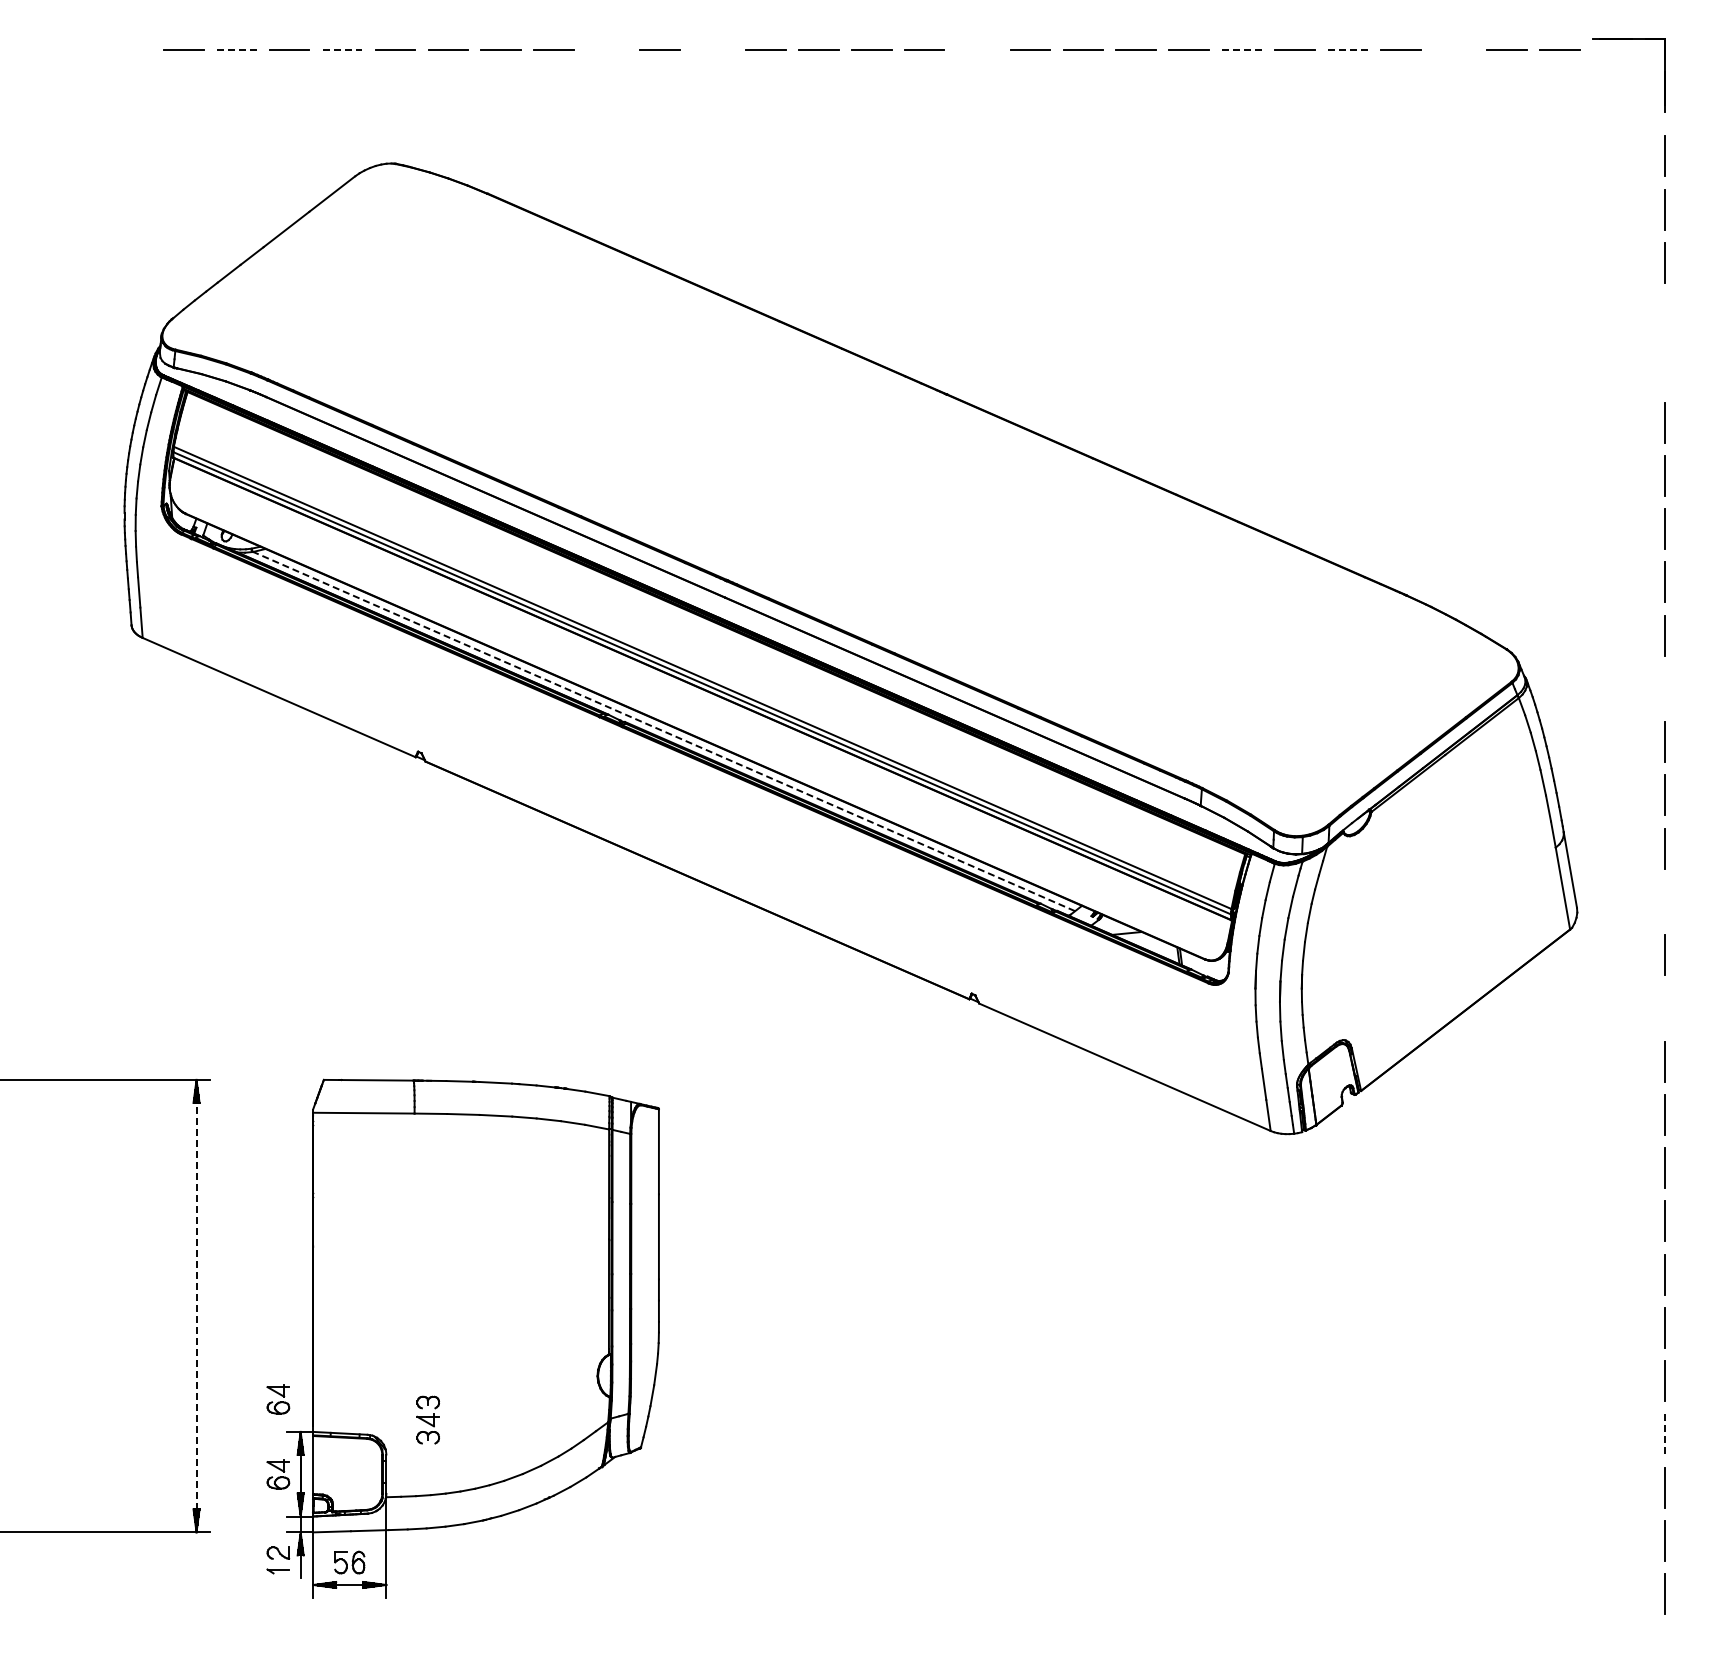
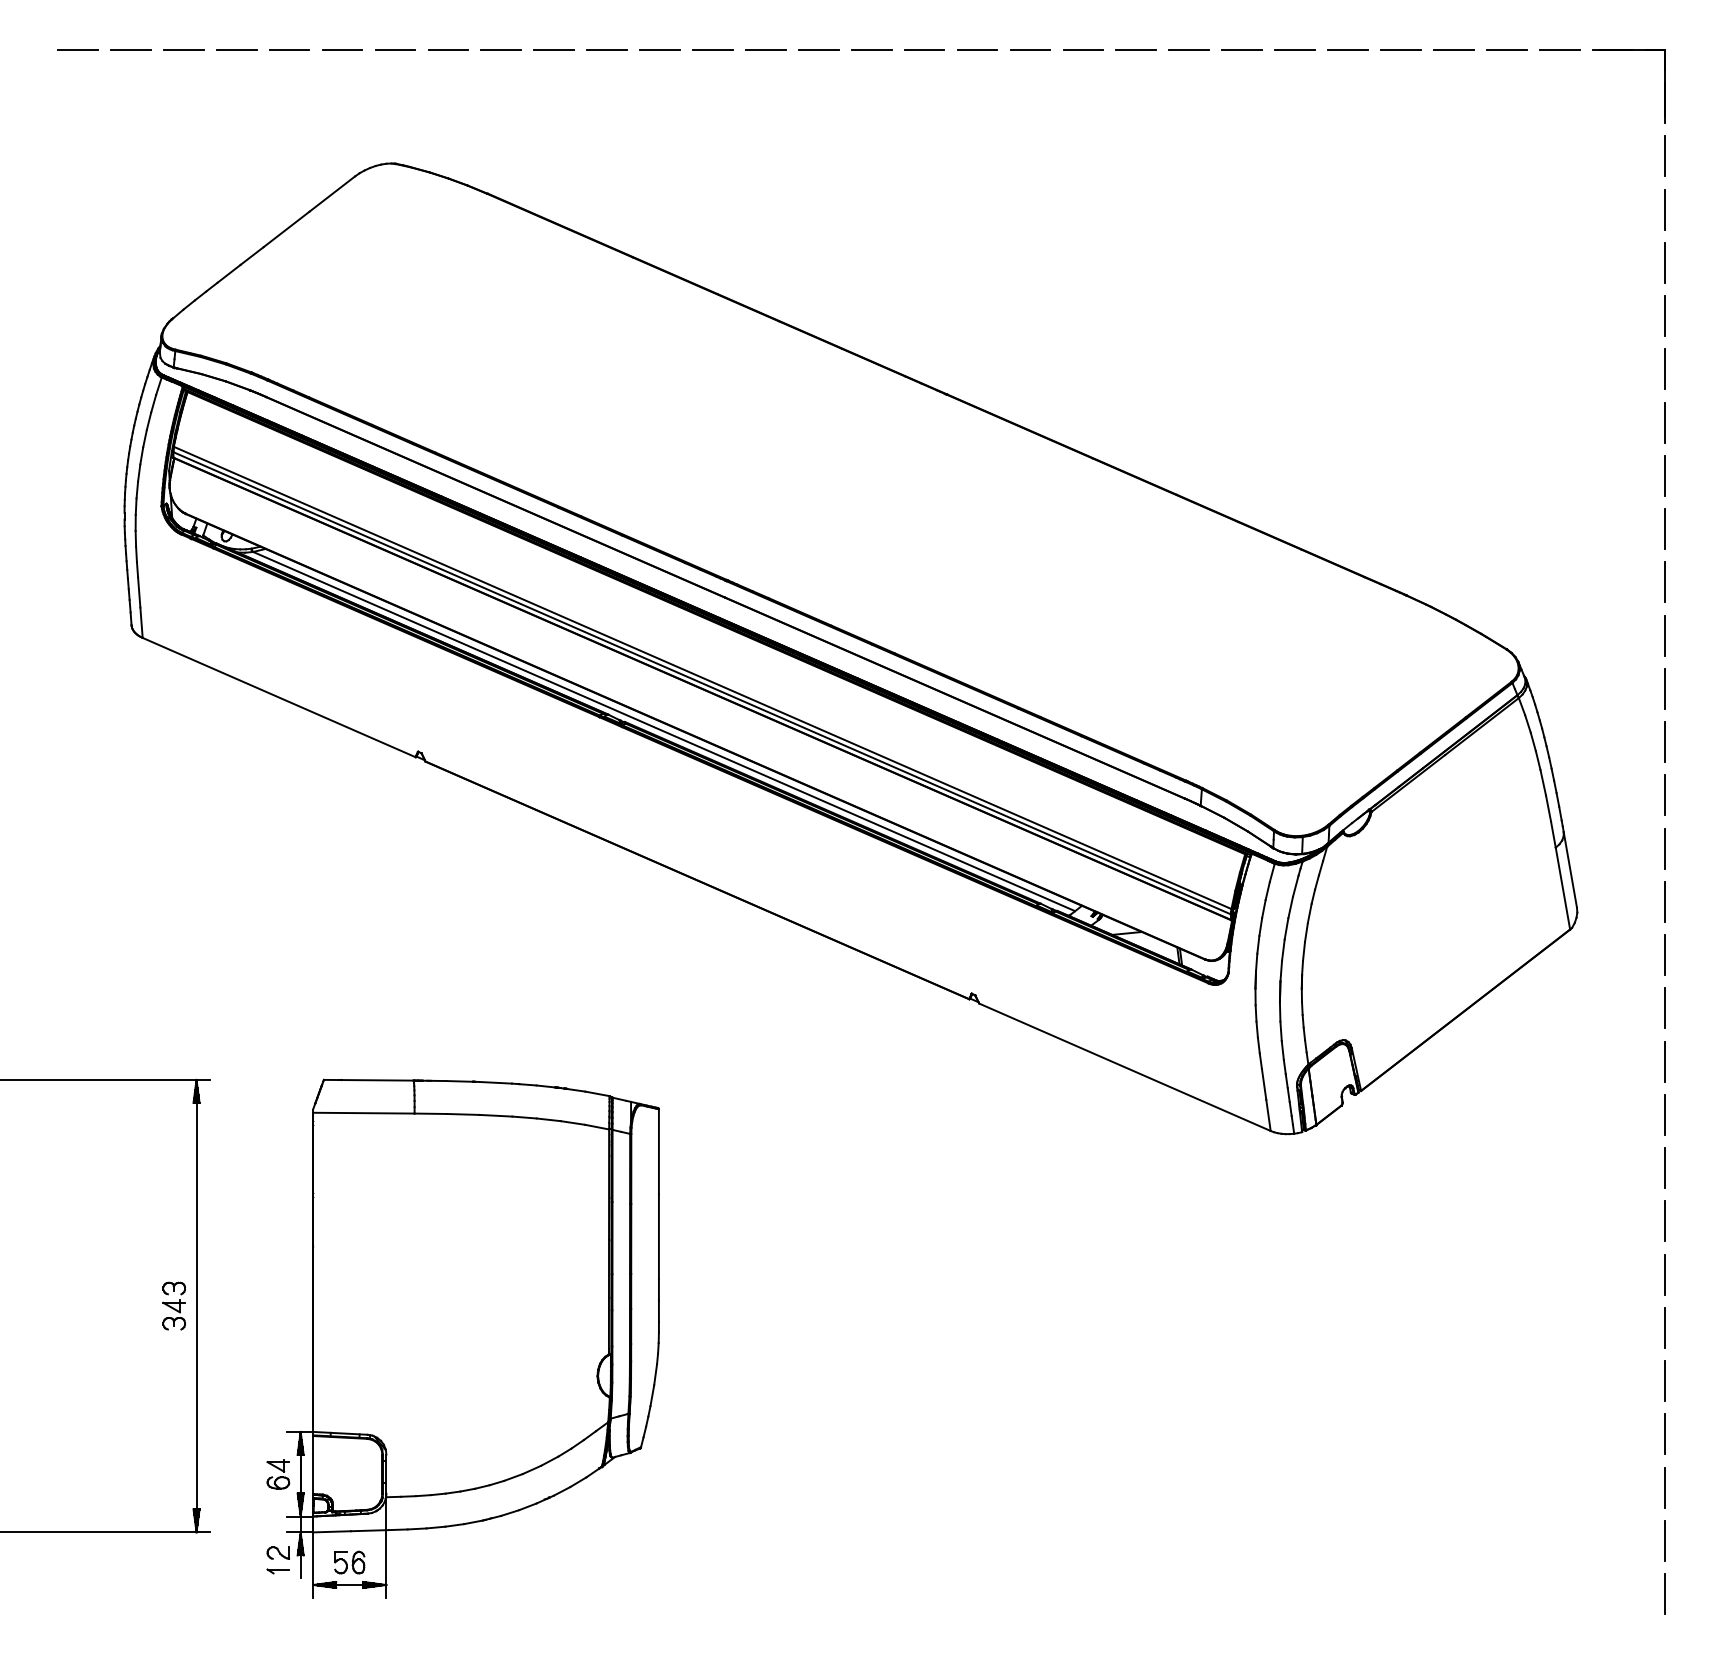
part position: (1628, 39) -> (1628, 50) (1628, 50)
line: none -> present (77, 49)
line: none -> present (130, 49)
line: dashed -> solid (236, 49)
line: dashed -> solid (342, 49)
line: none -> present (606, 49)
line: none -> present (712, 49)
line: none -> present (977, 49)
line: dashed -> solid (1242, 49)
line: dashed -> solid (1347, 49)
line: none -> present (1453, 49)
line: none -> present (1665, 316)
line: none -> present (1665, 369)
line: none -> present (1665, 688)
line: dashed -> solid (663, 731)
line: none -> present (1664, 901)
line: none -> present (1664, 1007)
line: dashed -> solid (196, 1305)
part: present -> none (278, 1399)
part position: (427, 1419) -> (173, 1305) (173, 1305)
line: dashed -> solid (1665, 1434)
